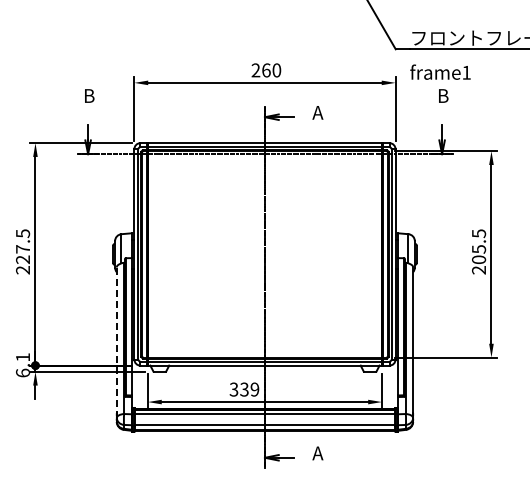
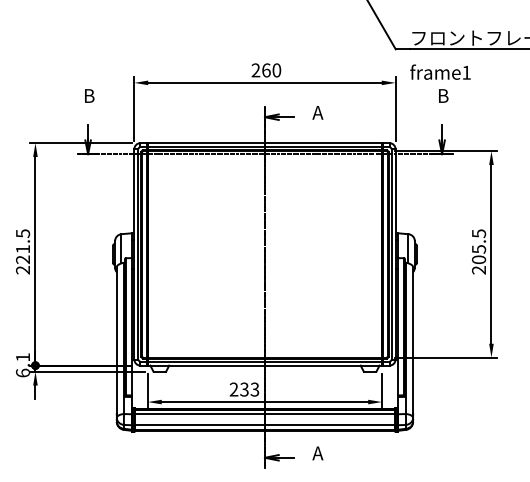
text: 227.5 -> 221.5 (22, 249)
line: dashed -> solid (116, 340)
text: 339 -> 233 (244, 389)
